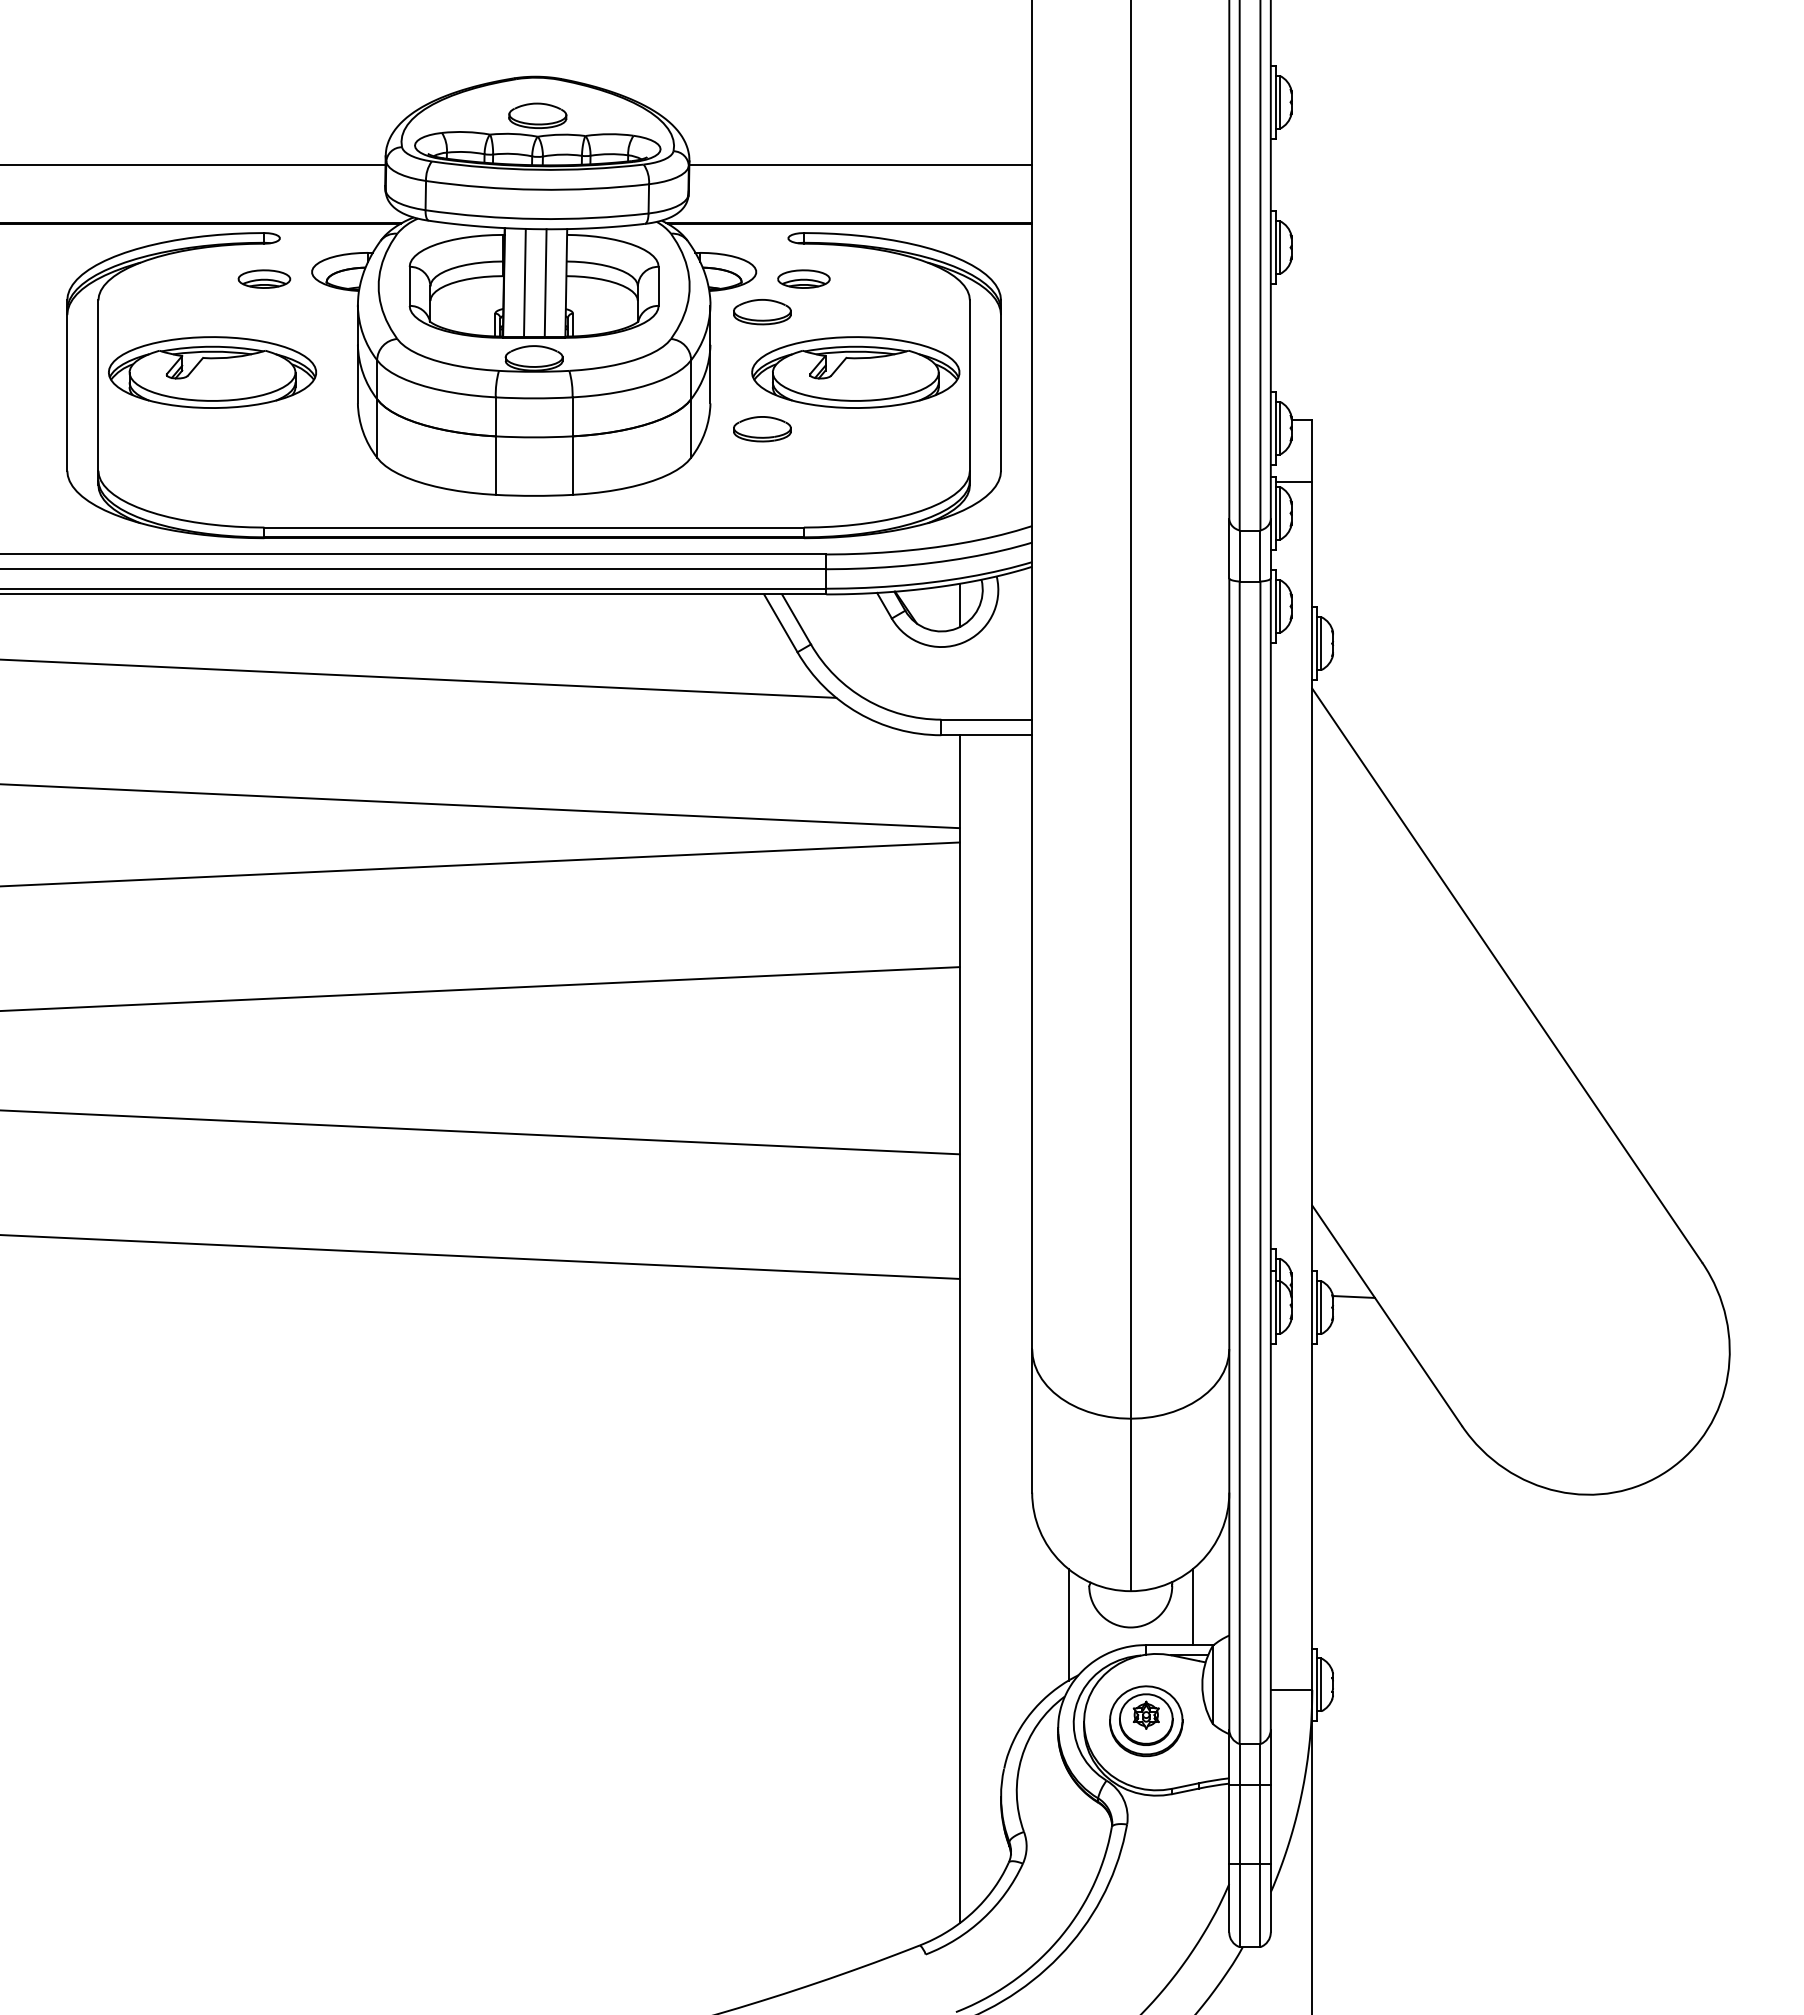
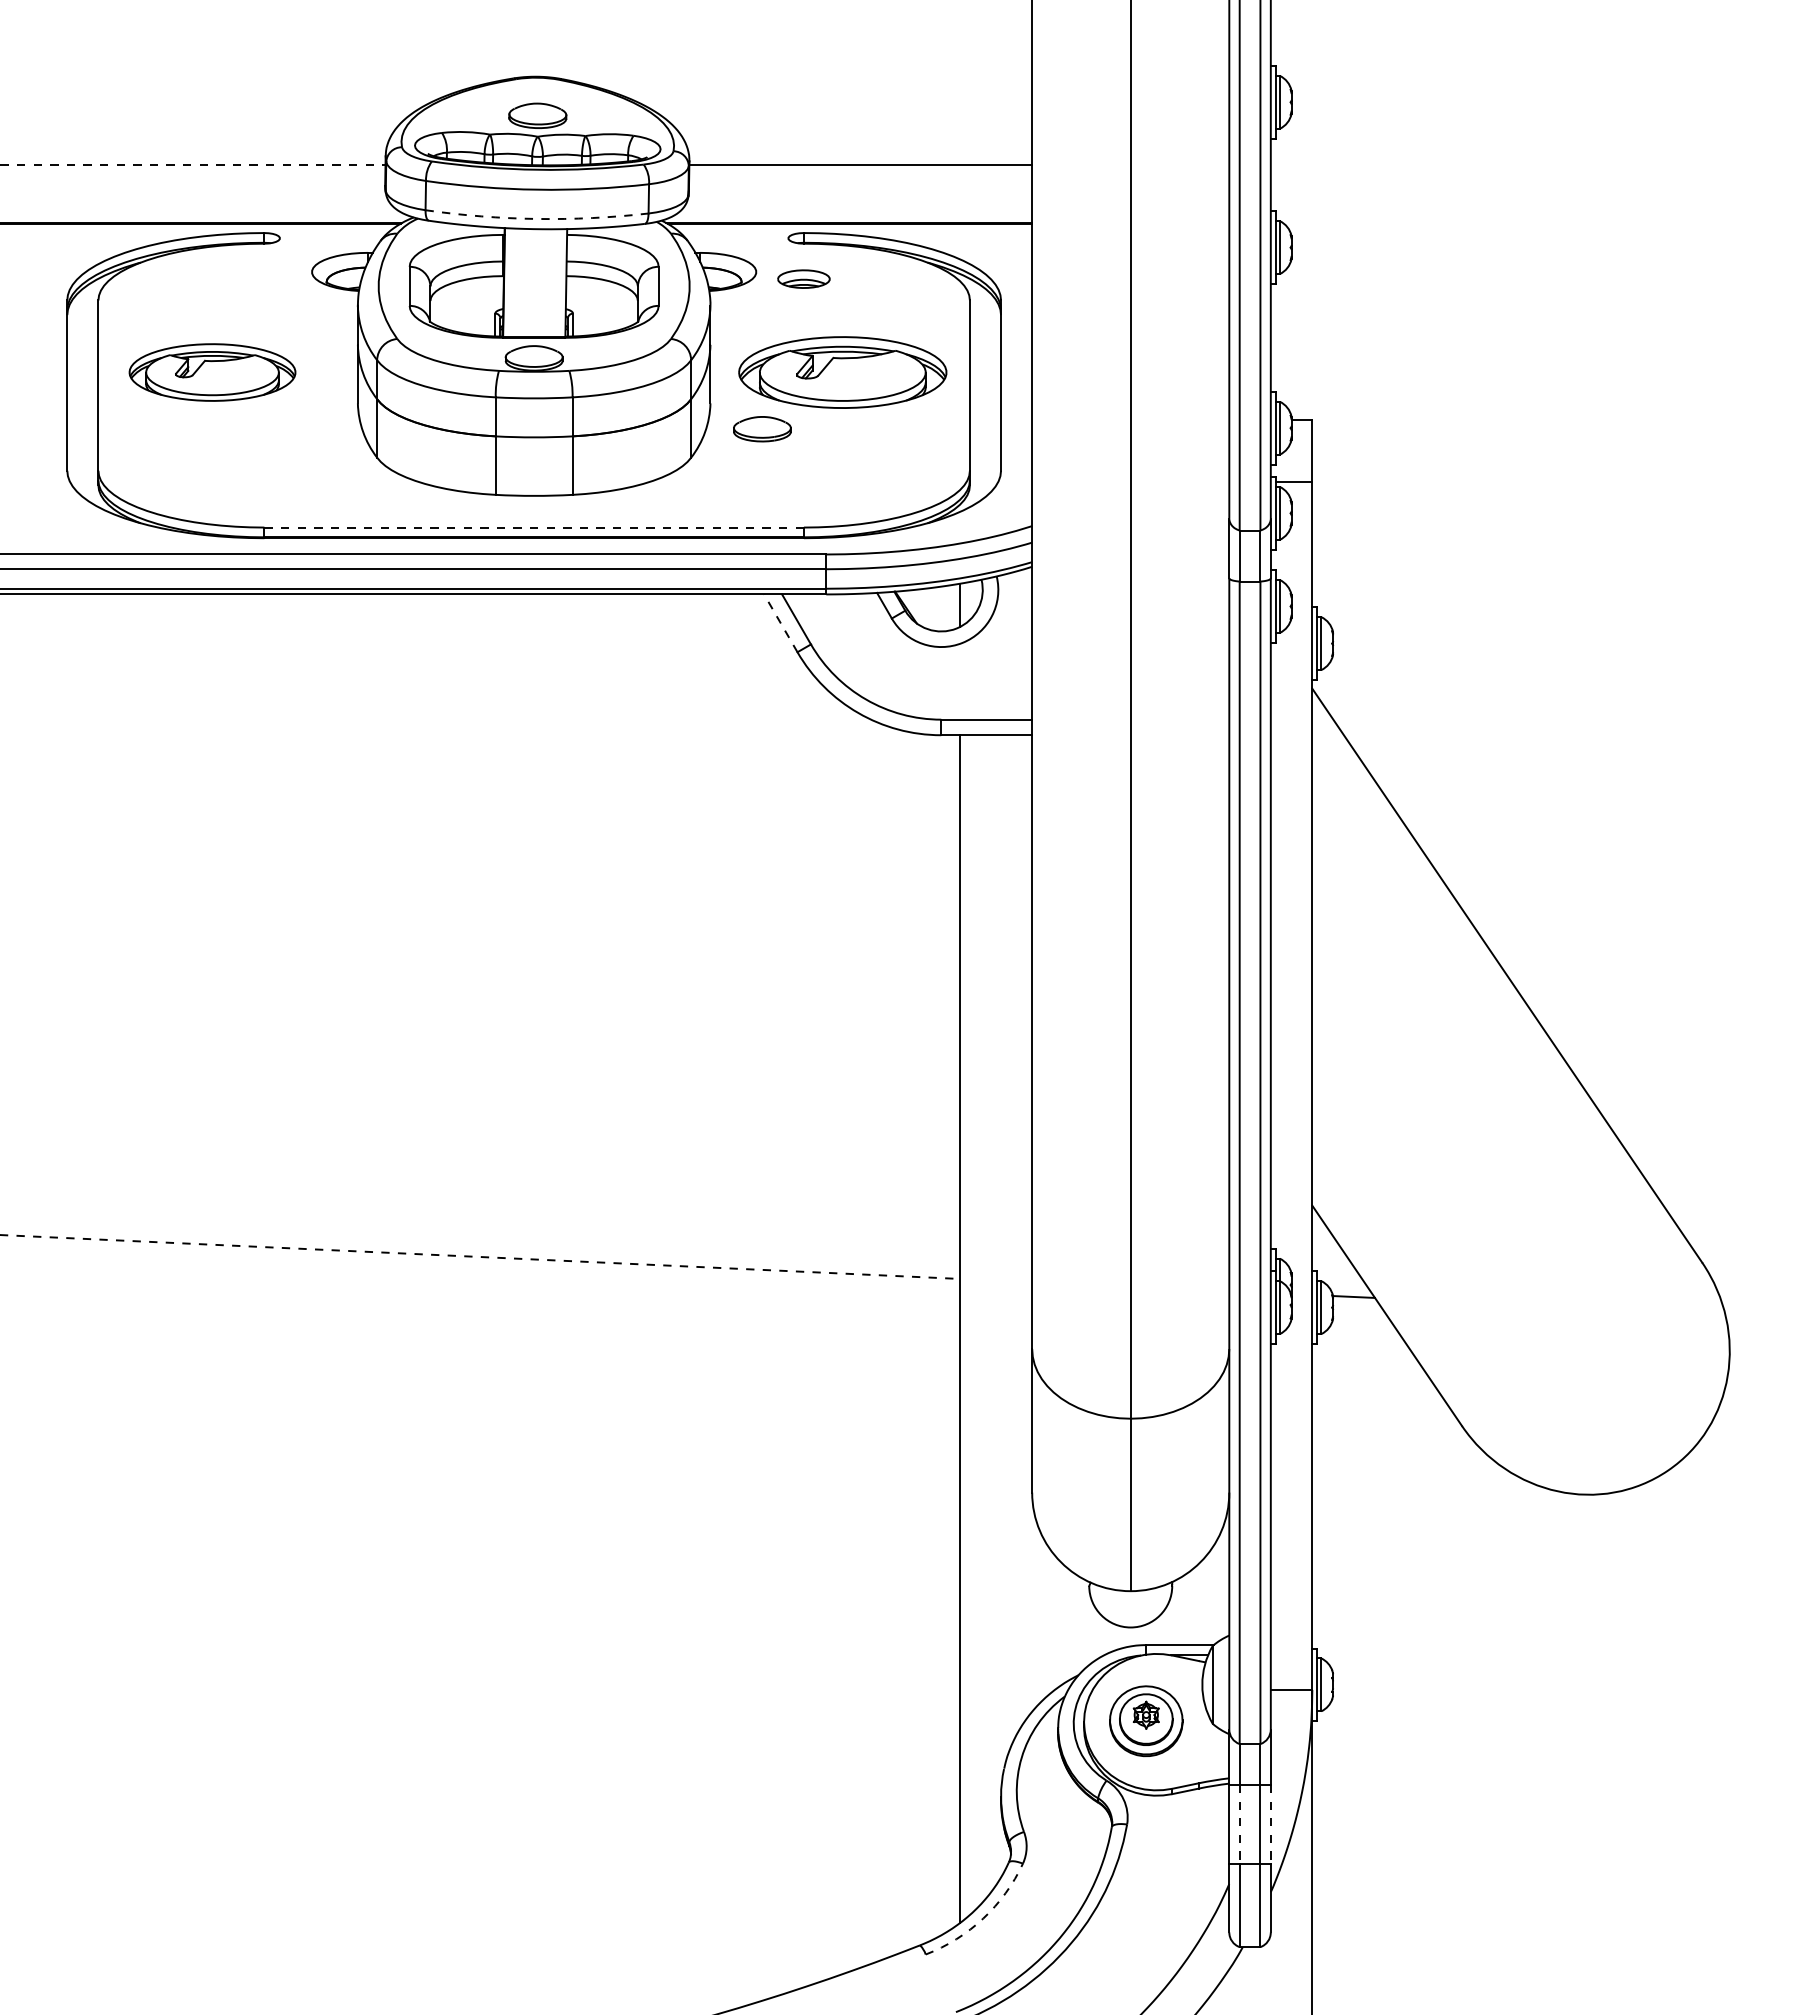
line: solid -> dashed (193, 164)
arc: solid -> dashed (536, 218)
part: present -> none (264, 278)
line: present -> none (524, 282)
line: present -> none (545, 282)
part: present -> none (762, 312)
part size: 209x73 px -> 169x59 px (212, 372)
part position: (855, 372) -> (842, 372) (842, 372)
line: solid -> dashed (534, 527)
line: solid -> dashed (780, 622)
line: present -> none (419, 678)
line: present -> none (480, 806)
line: present -> none (480, 864)
line: present -> none (480, 988)
line: present -> none (480, 1132)
line: solid -> dashed (480, 1257)
line: present -> none (1192, 1607)
line: present -> none (1068, 1624)
line: solid -> dashed (1239, 1824)
line: solid -> dashed (1270, 1824)
arc: solid -> dashed (983, 1918)
